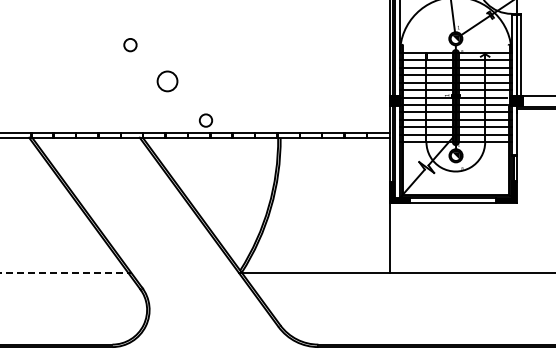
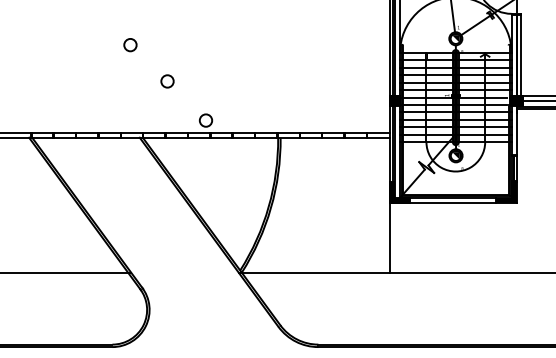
circle size: 23x23 px -> 15x15 px (167, 81)
line: none -> present (537, 100)
line: dashed -> solid (66, 272)
